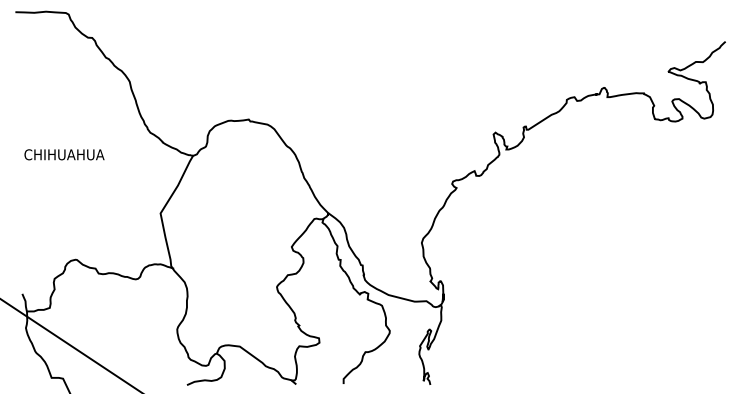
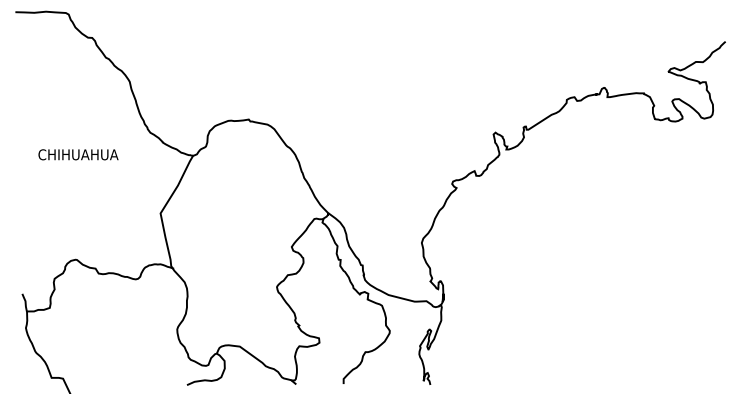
text position: (64, 154) -> (78, 154) (78, 154)
line: present -> none (70, 345)
